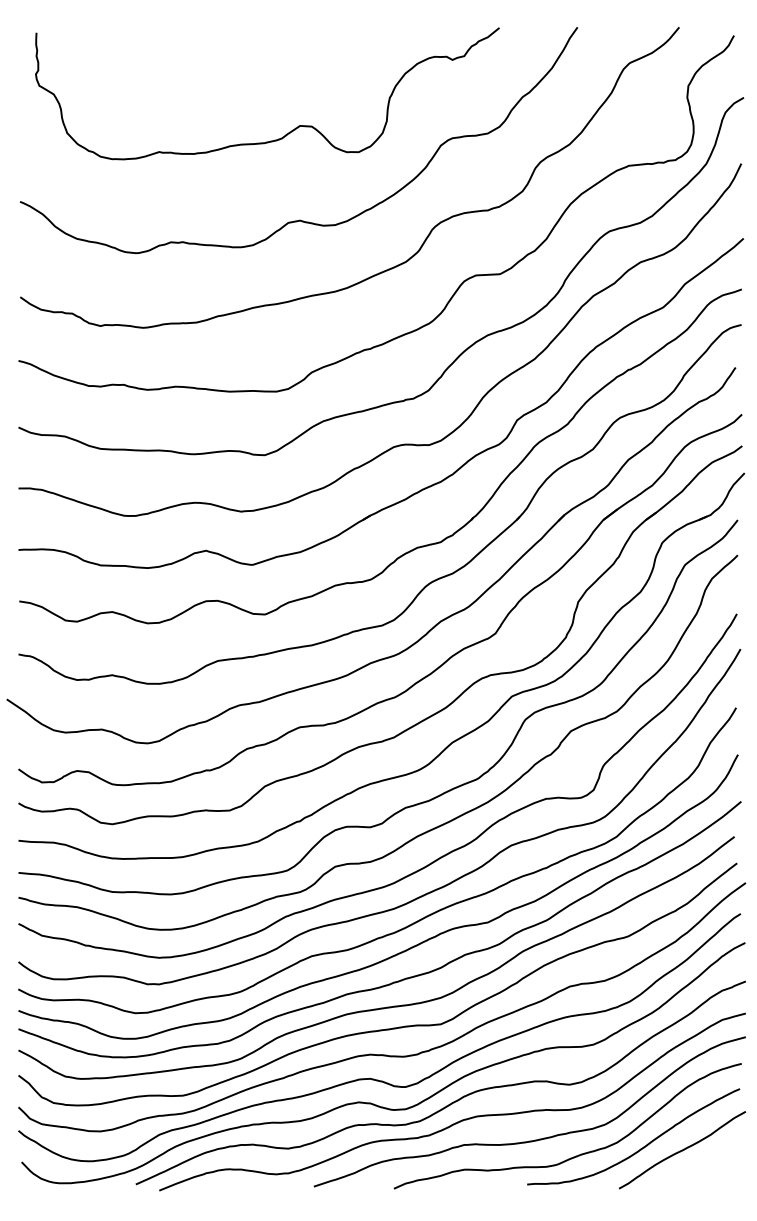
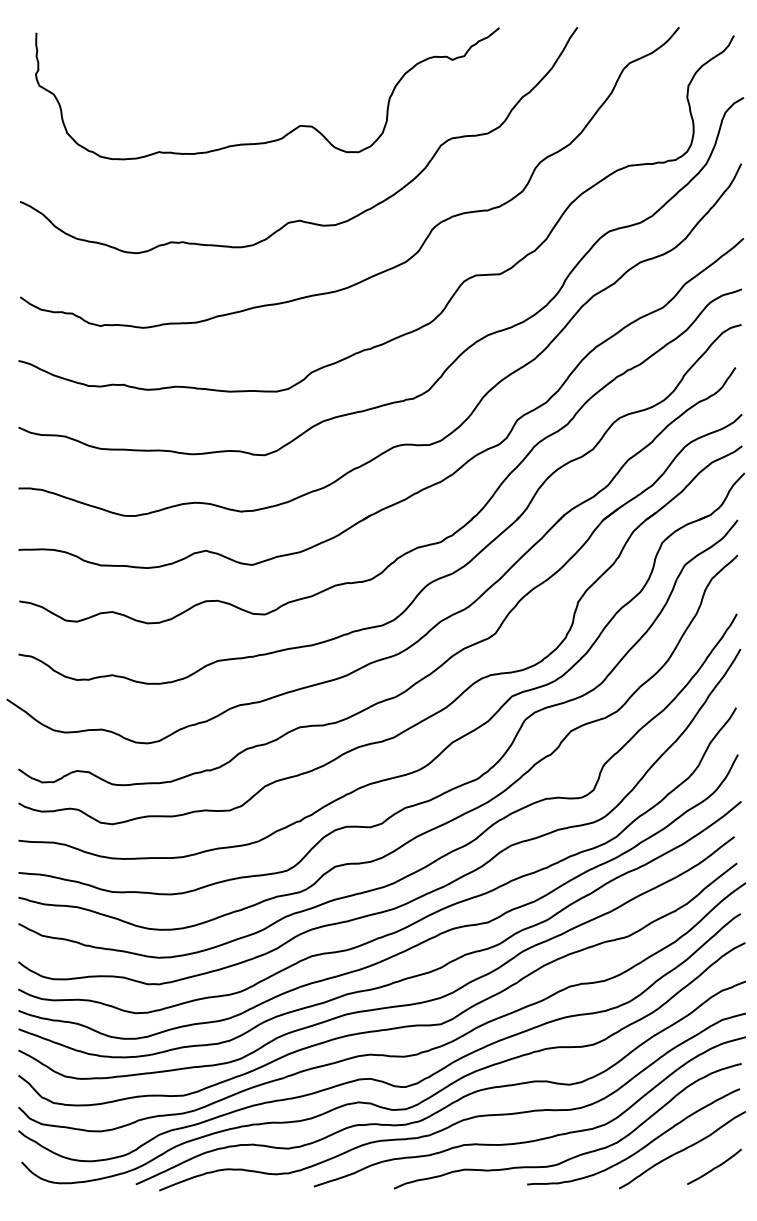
curve: none -> present (715, 1166)
